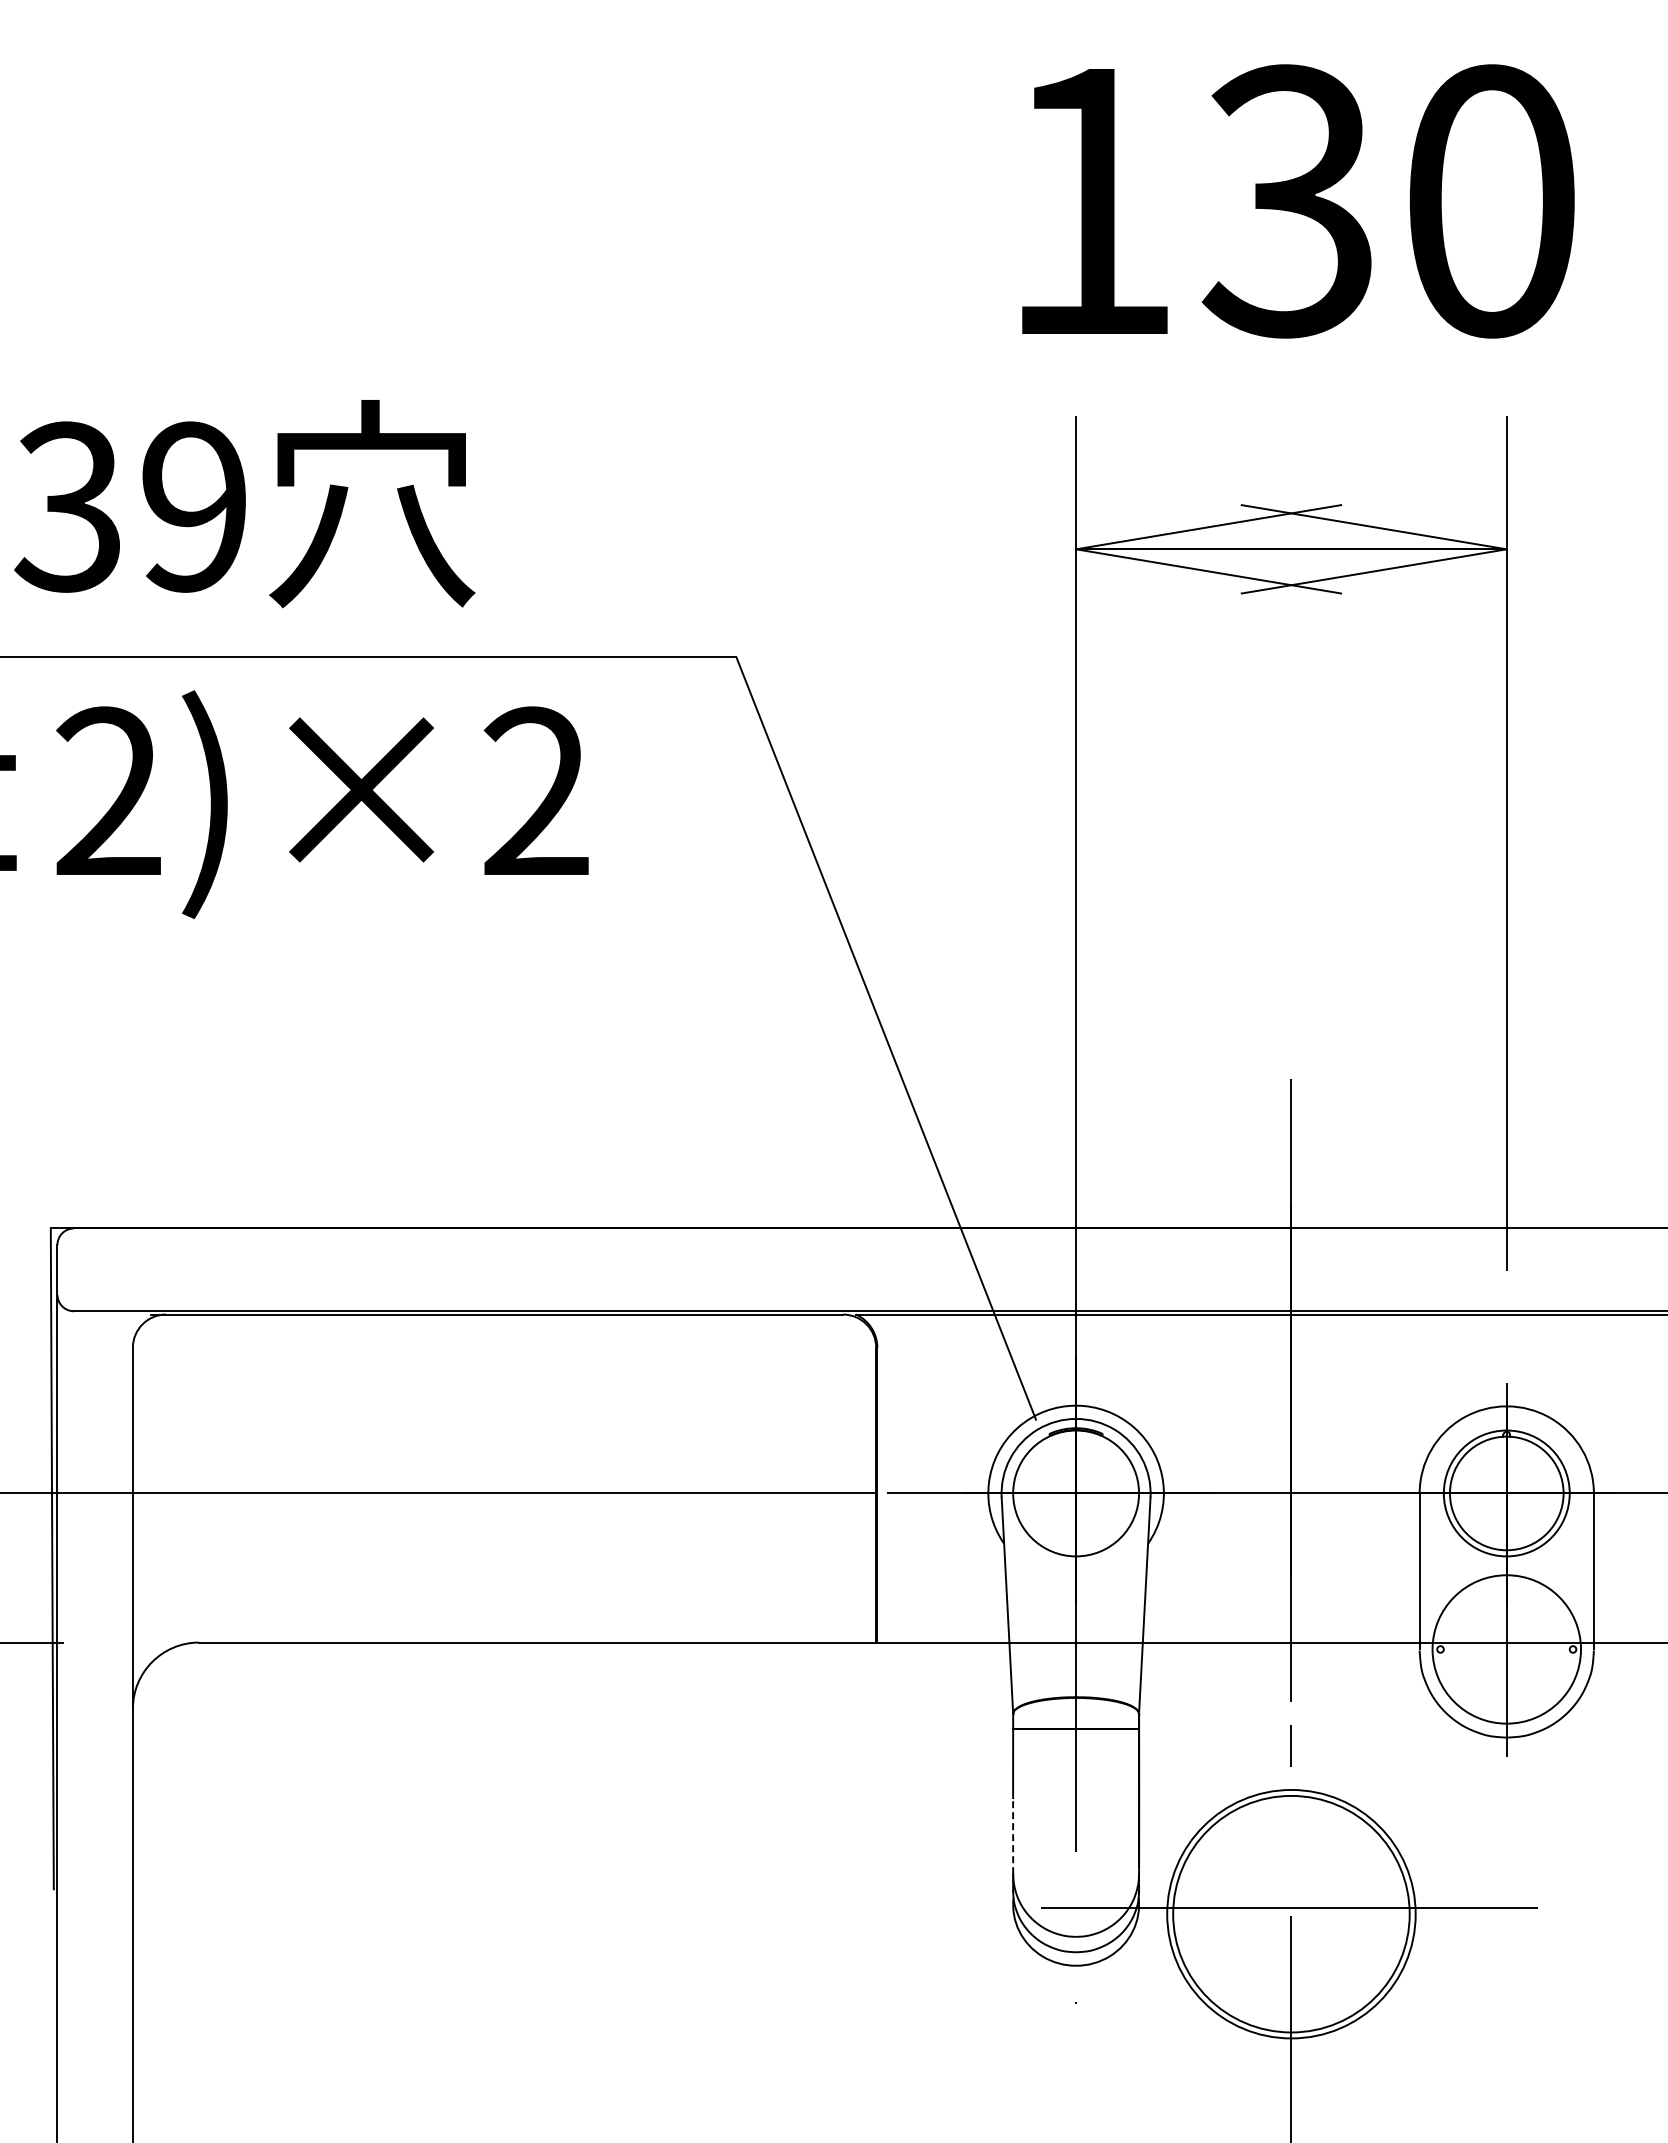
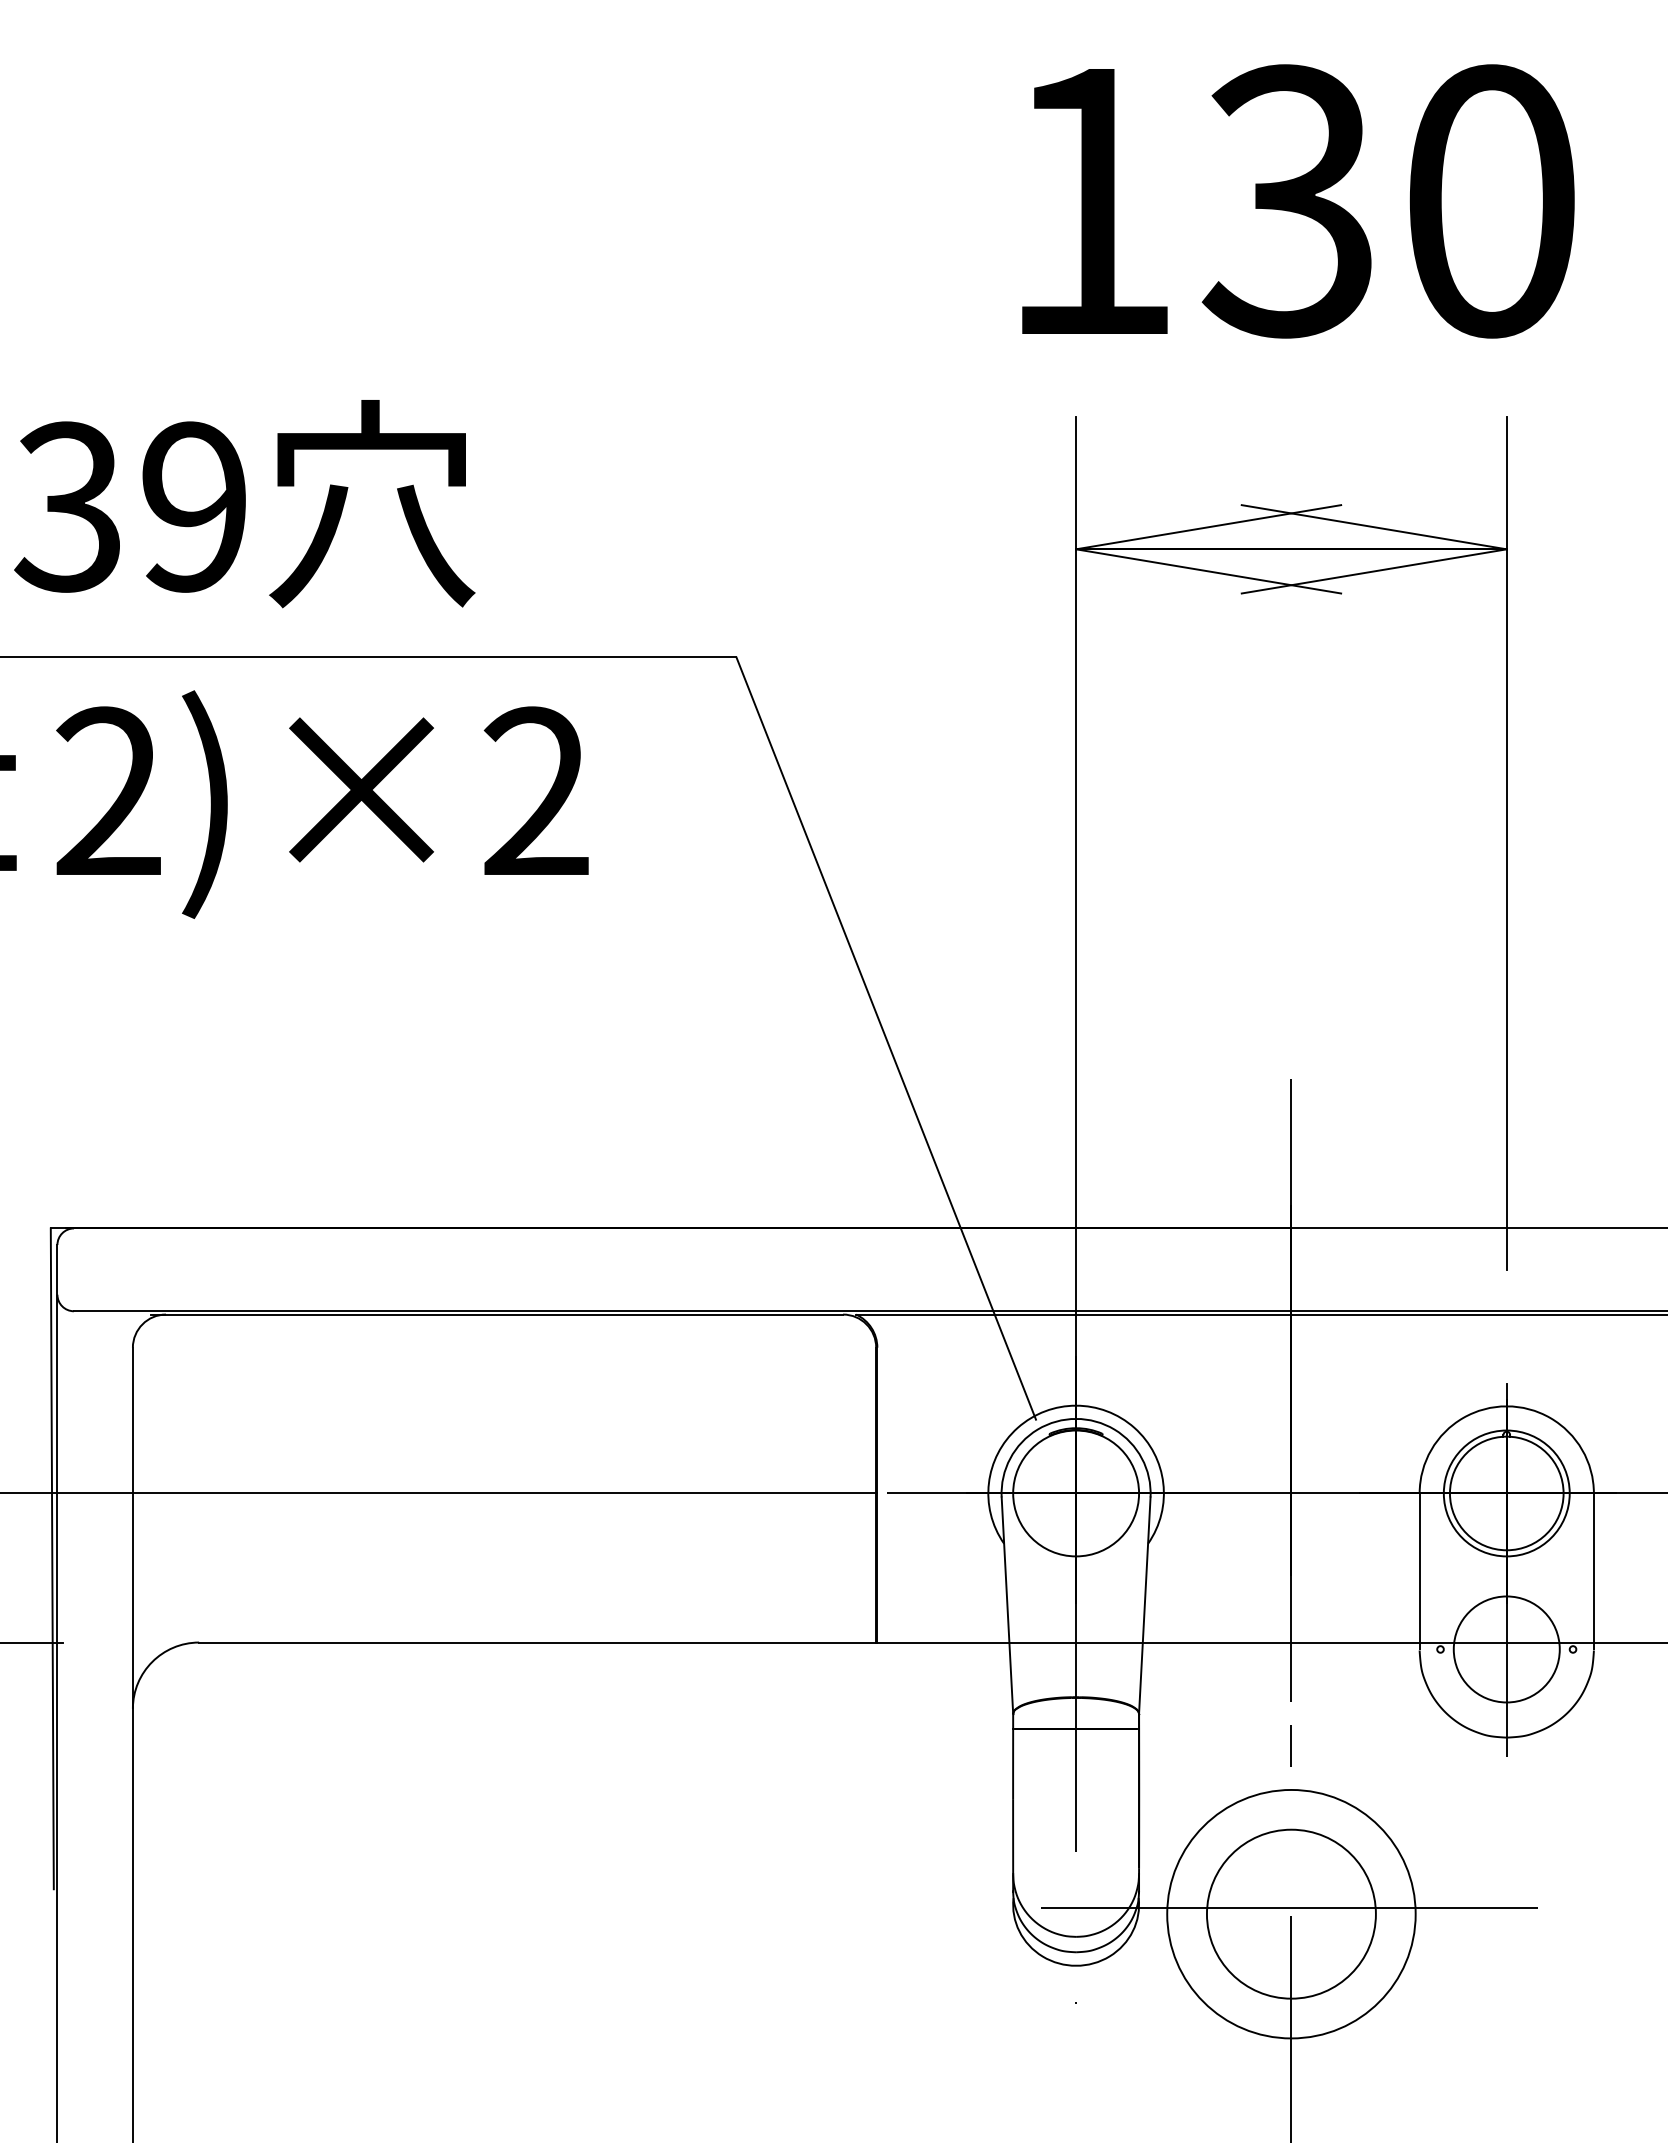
circle diameter: 148 px -> 106 px (1506, 1649)
line: dashed -> solid (1013, 1835)
circle diameter: 237 px -> 169 px (1290, 1913)
